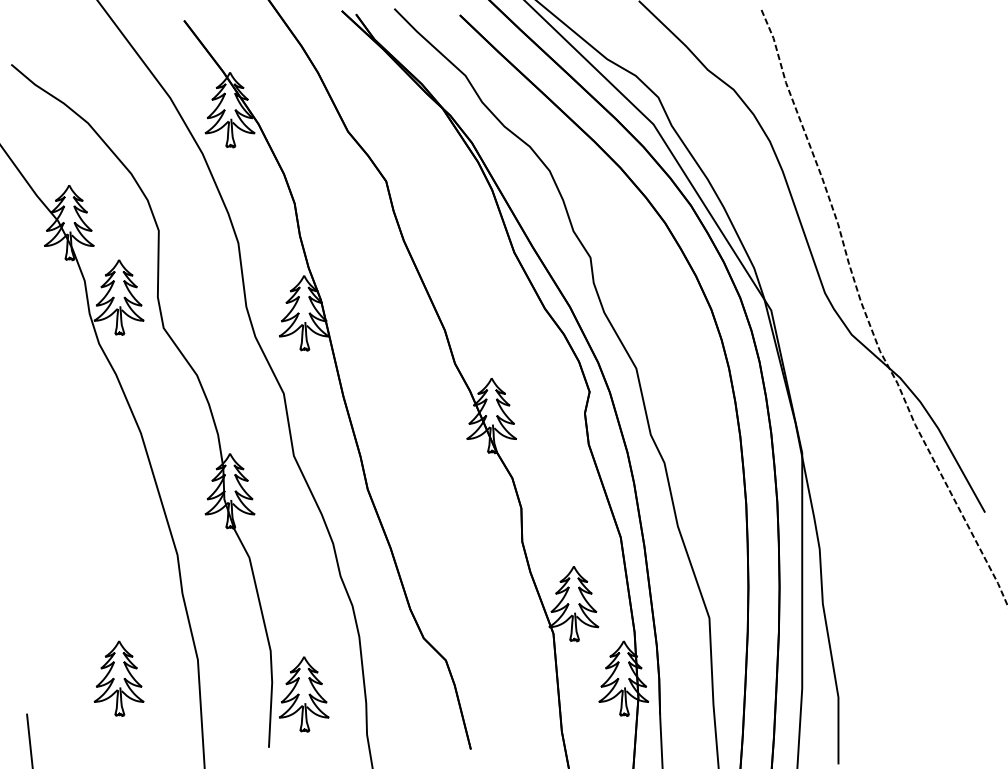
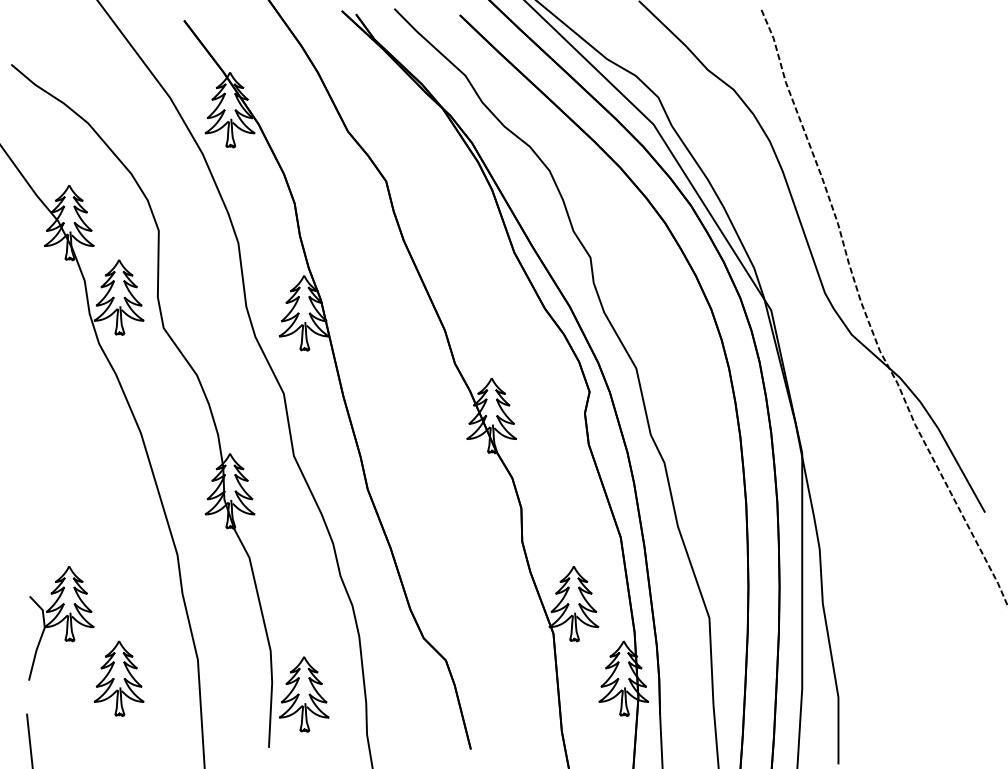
part: none -> present (61, 623)
